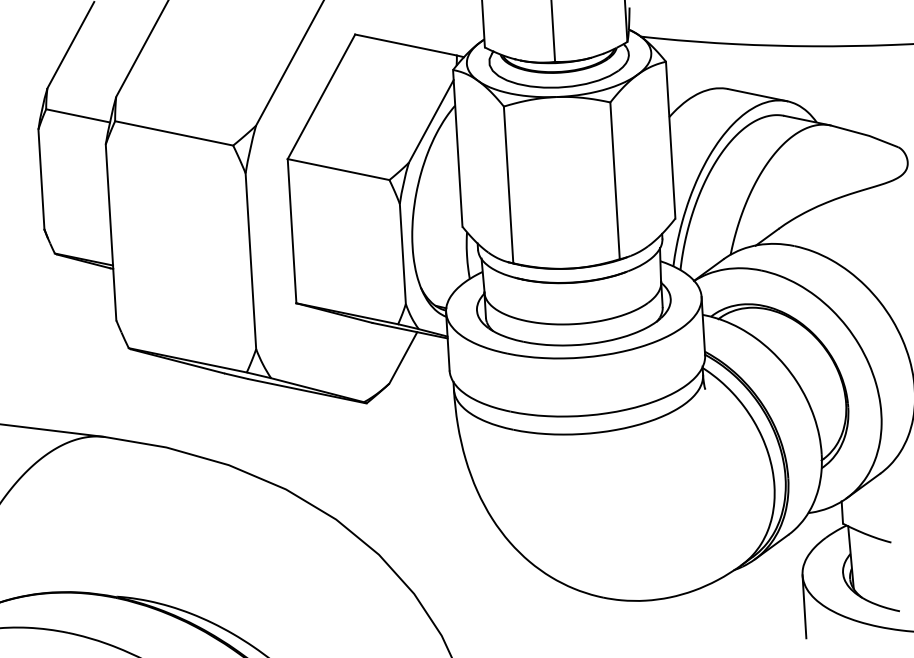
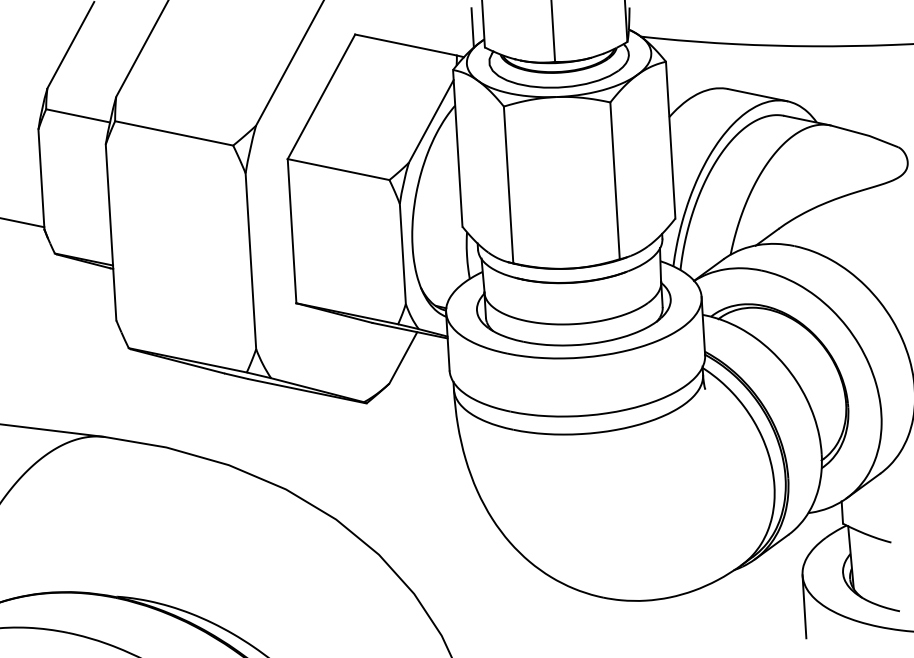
line: none -> present (472, 27)
line: none -> present (23, 222)
